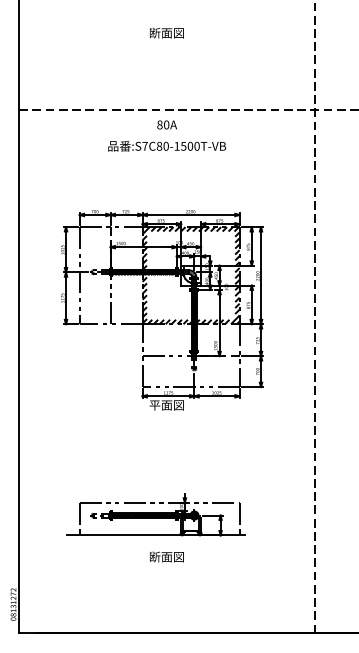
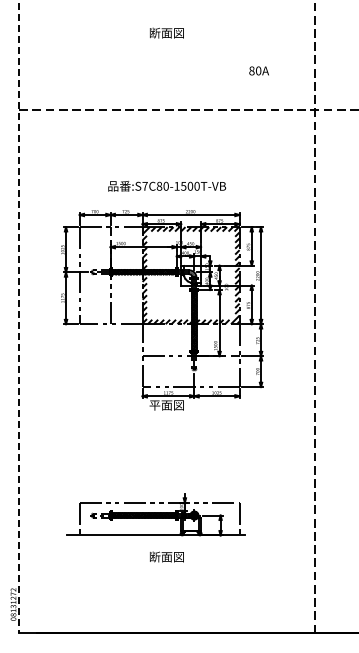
text position: (166, 124) -> (258, 70) (258, 70)
text position: (167, 145) -> (167, 185) (167, 185)
line: solid -> dashed (19, 317)
